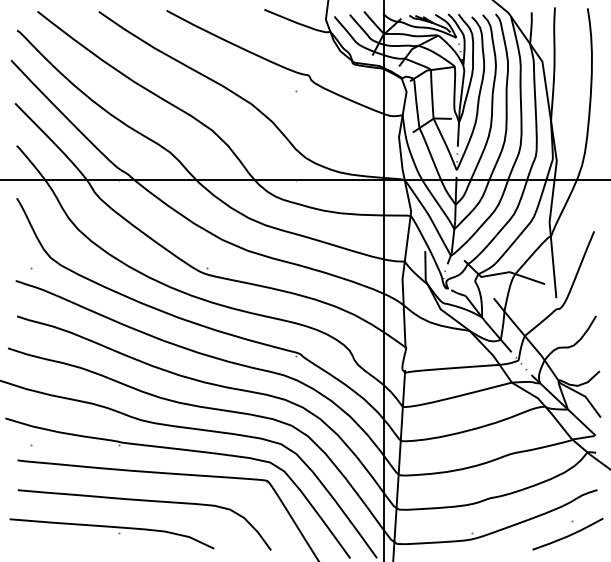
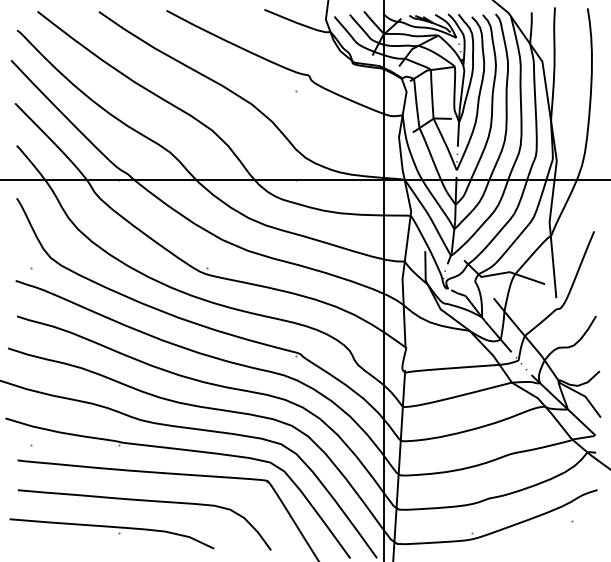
curve: present -> none (567, 535)
